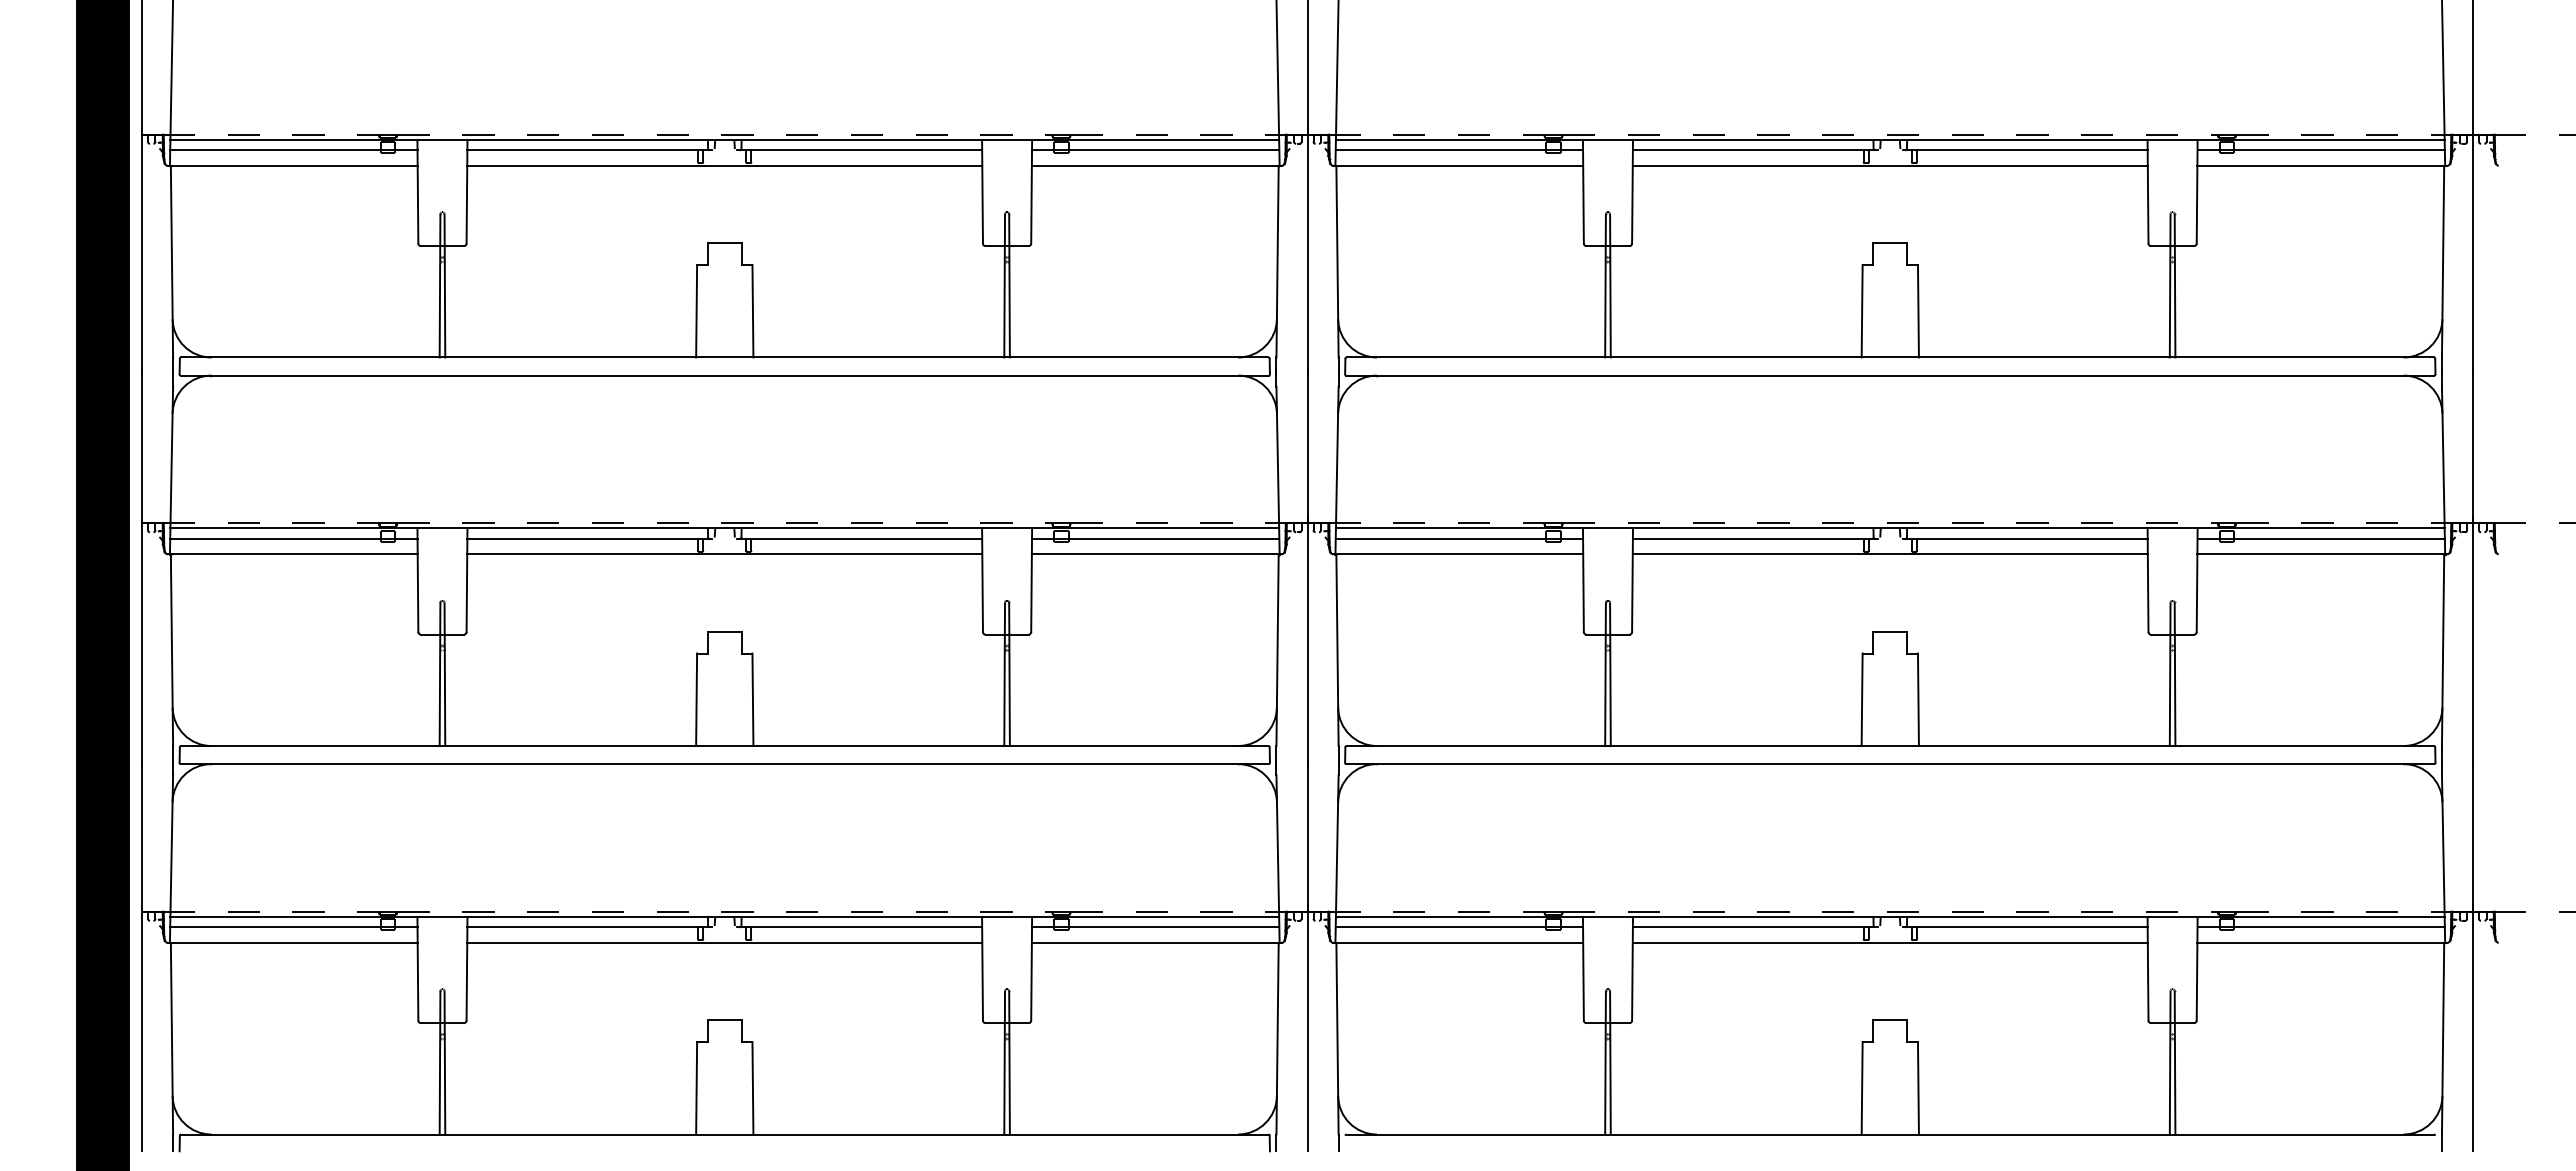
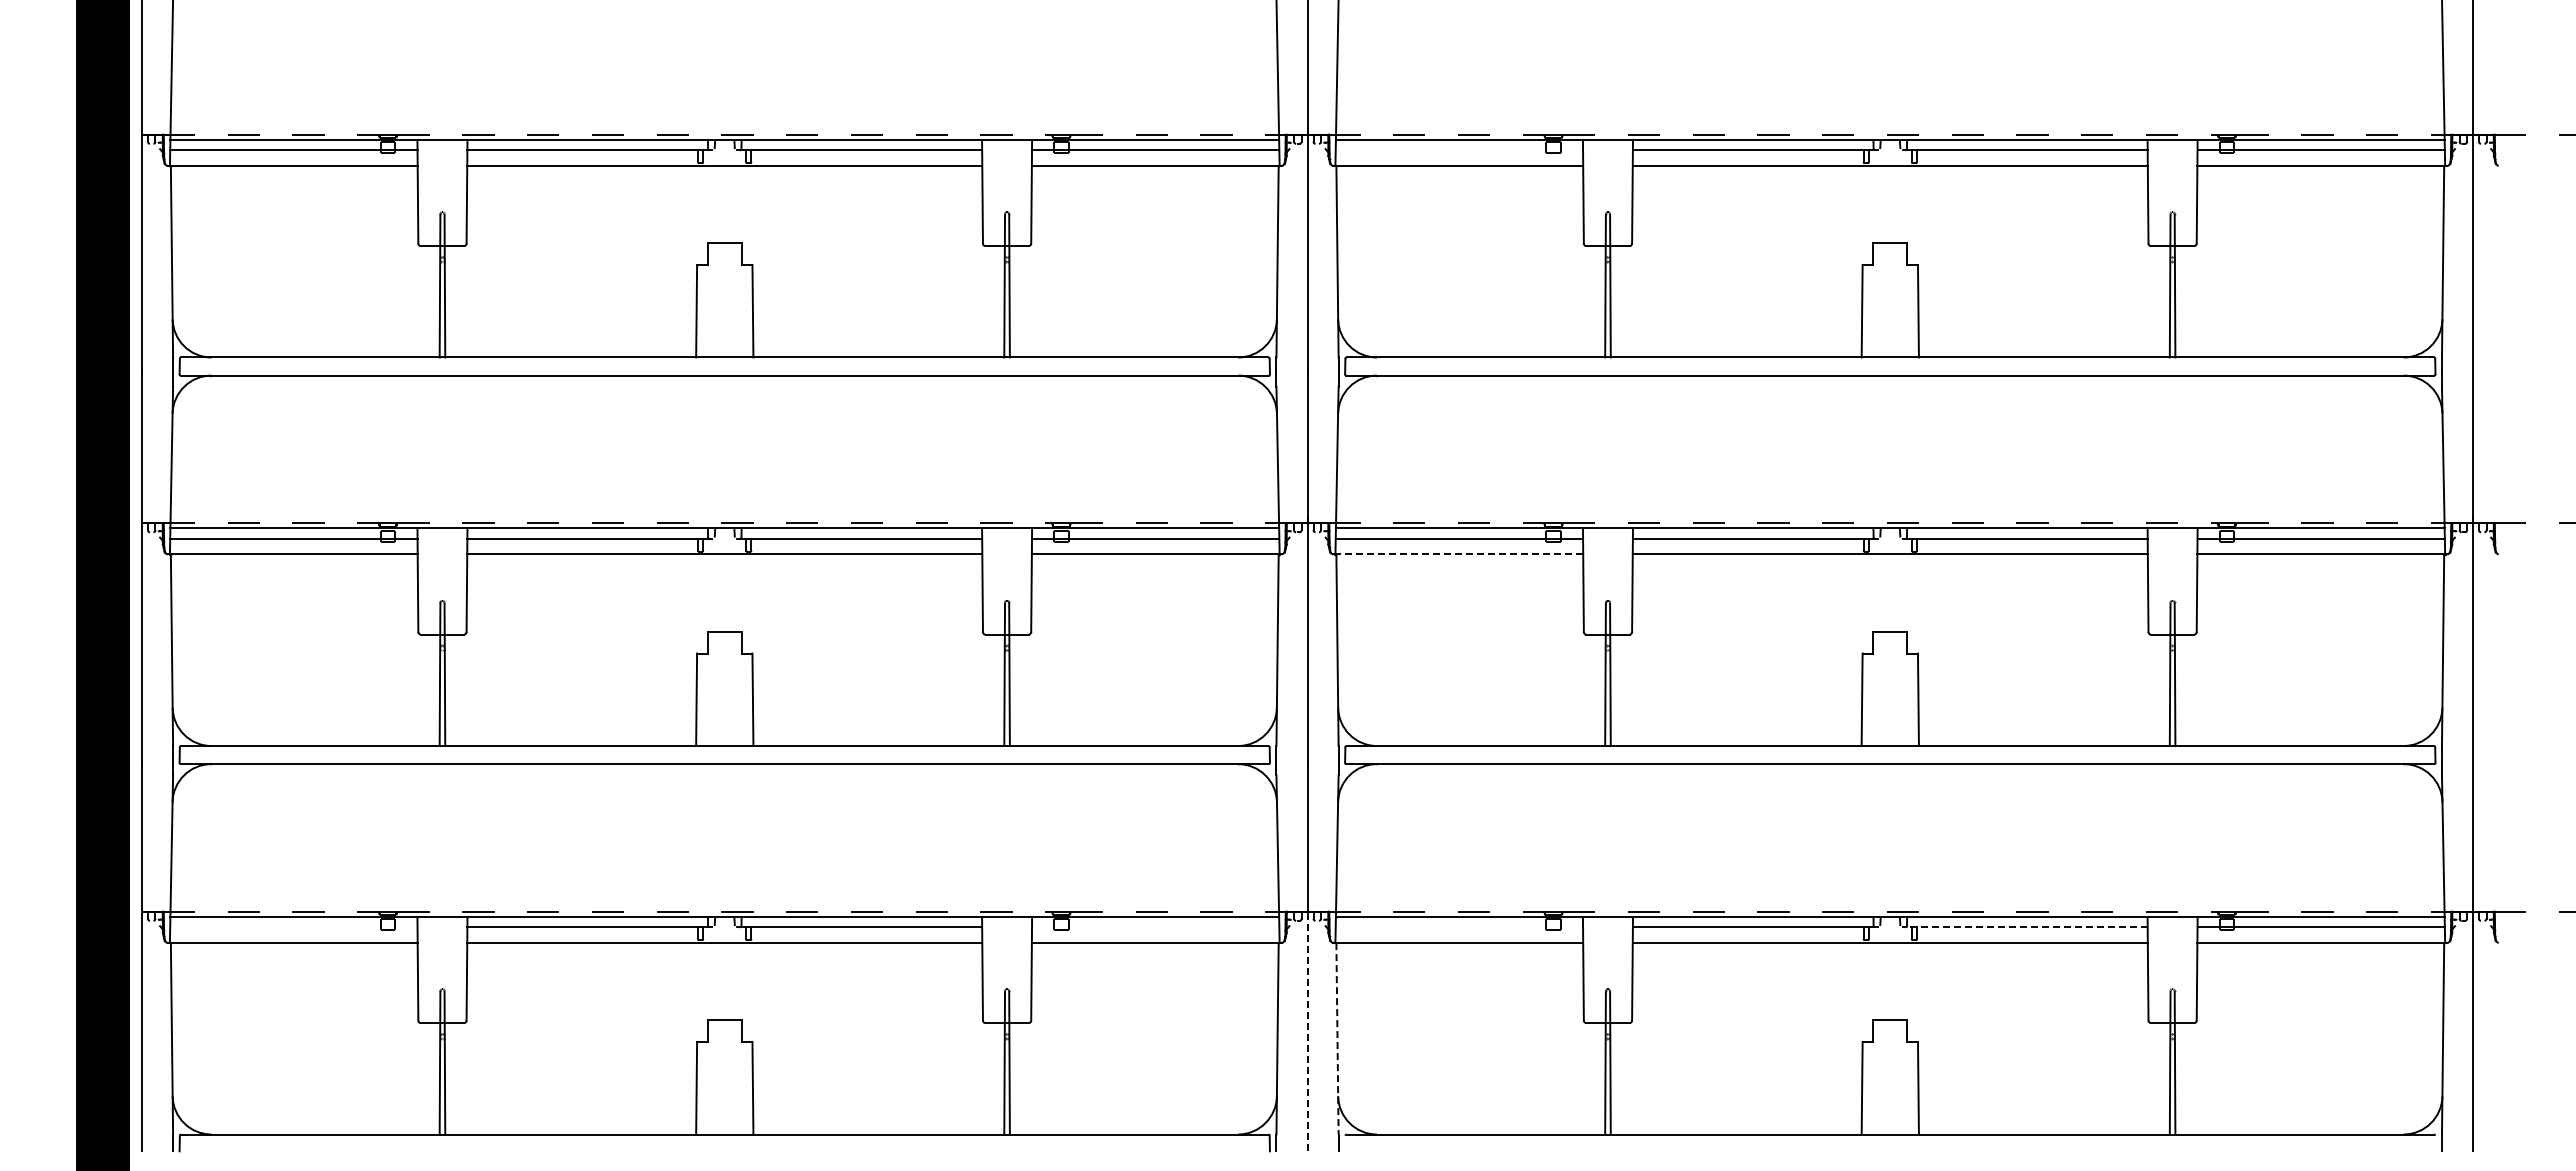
line: present -> none (1459, 150)
line: solid -> dashed (1459, 554)
line: present -> none (293, 927)
line: present -> none (1155, 927)
line: present -> none (1459, 927)
line: solid -> dashed (2026, 927)
line: solid -> dashed (1307, 1031)
line: solid -> dashed (1337, 1038)
